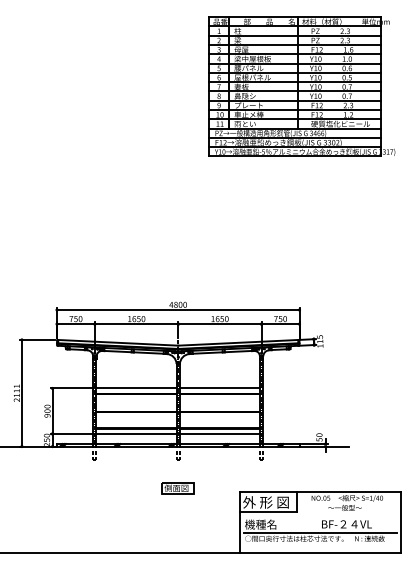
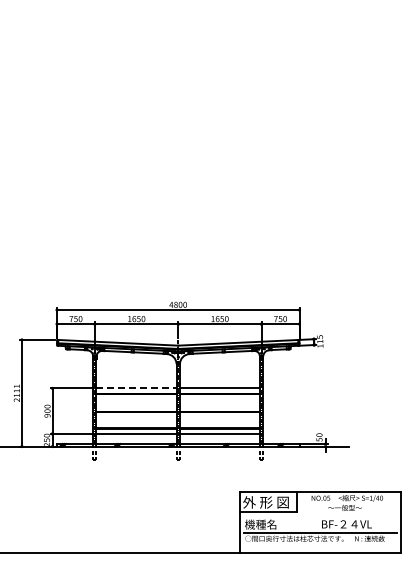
part: present -> none (301, 86)
line: solid -> dashed (137, 388)
part: present -> none (177, 488)
